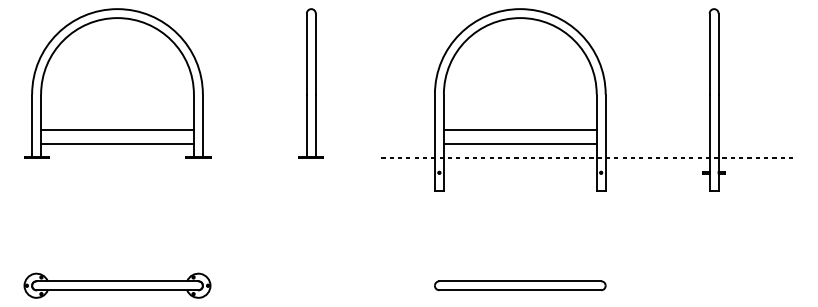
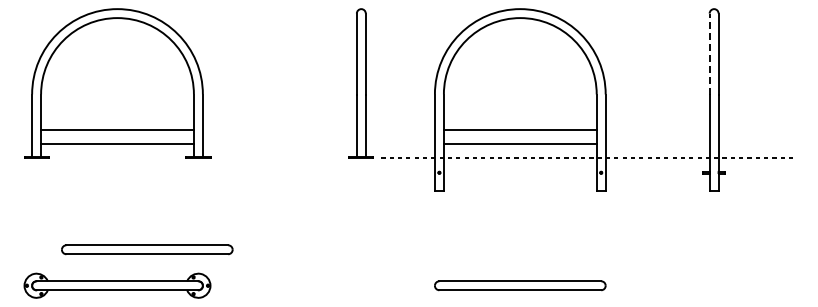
line: solid -> dashed (709, 53)
part position: (310, 83) -> (360, 83) (360, 83)
part: none -> present (147, 249)
